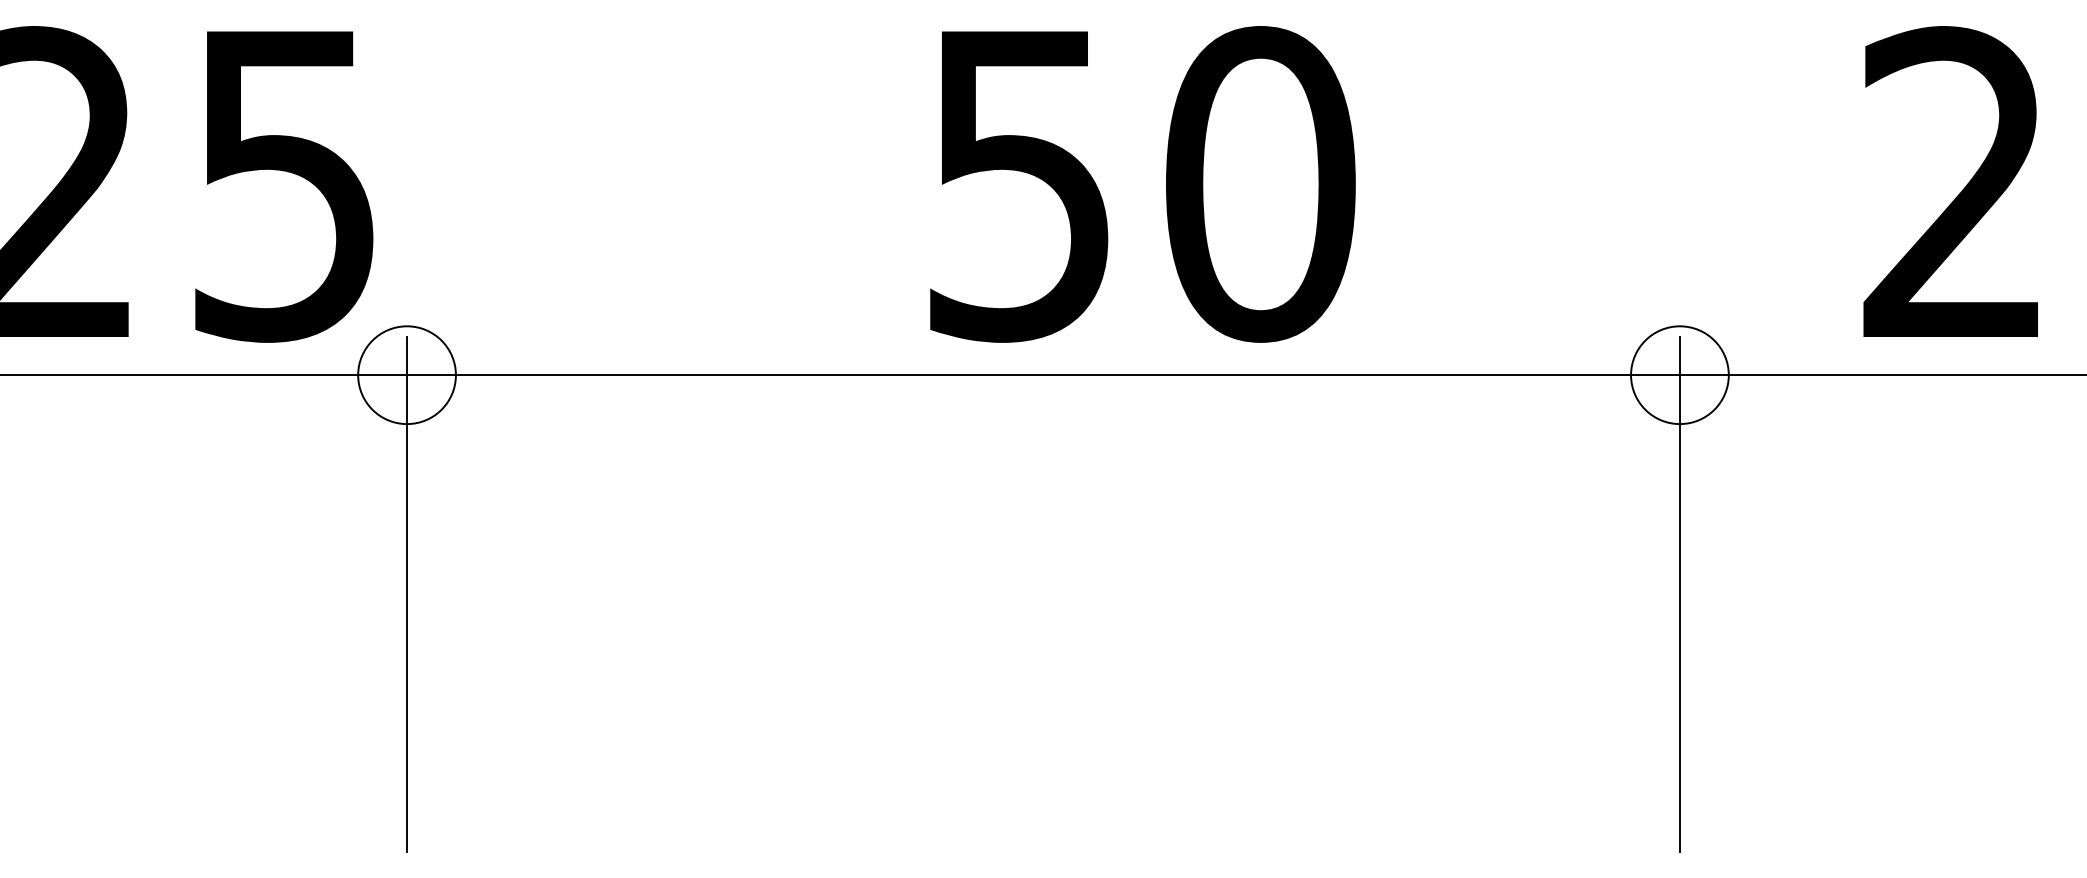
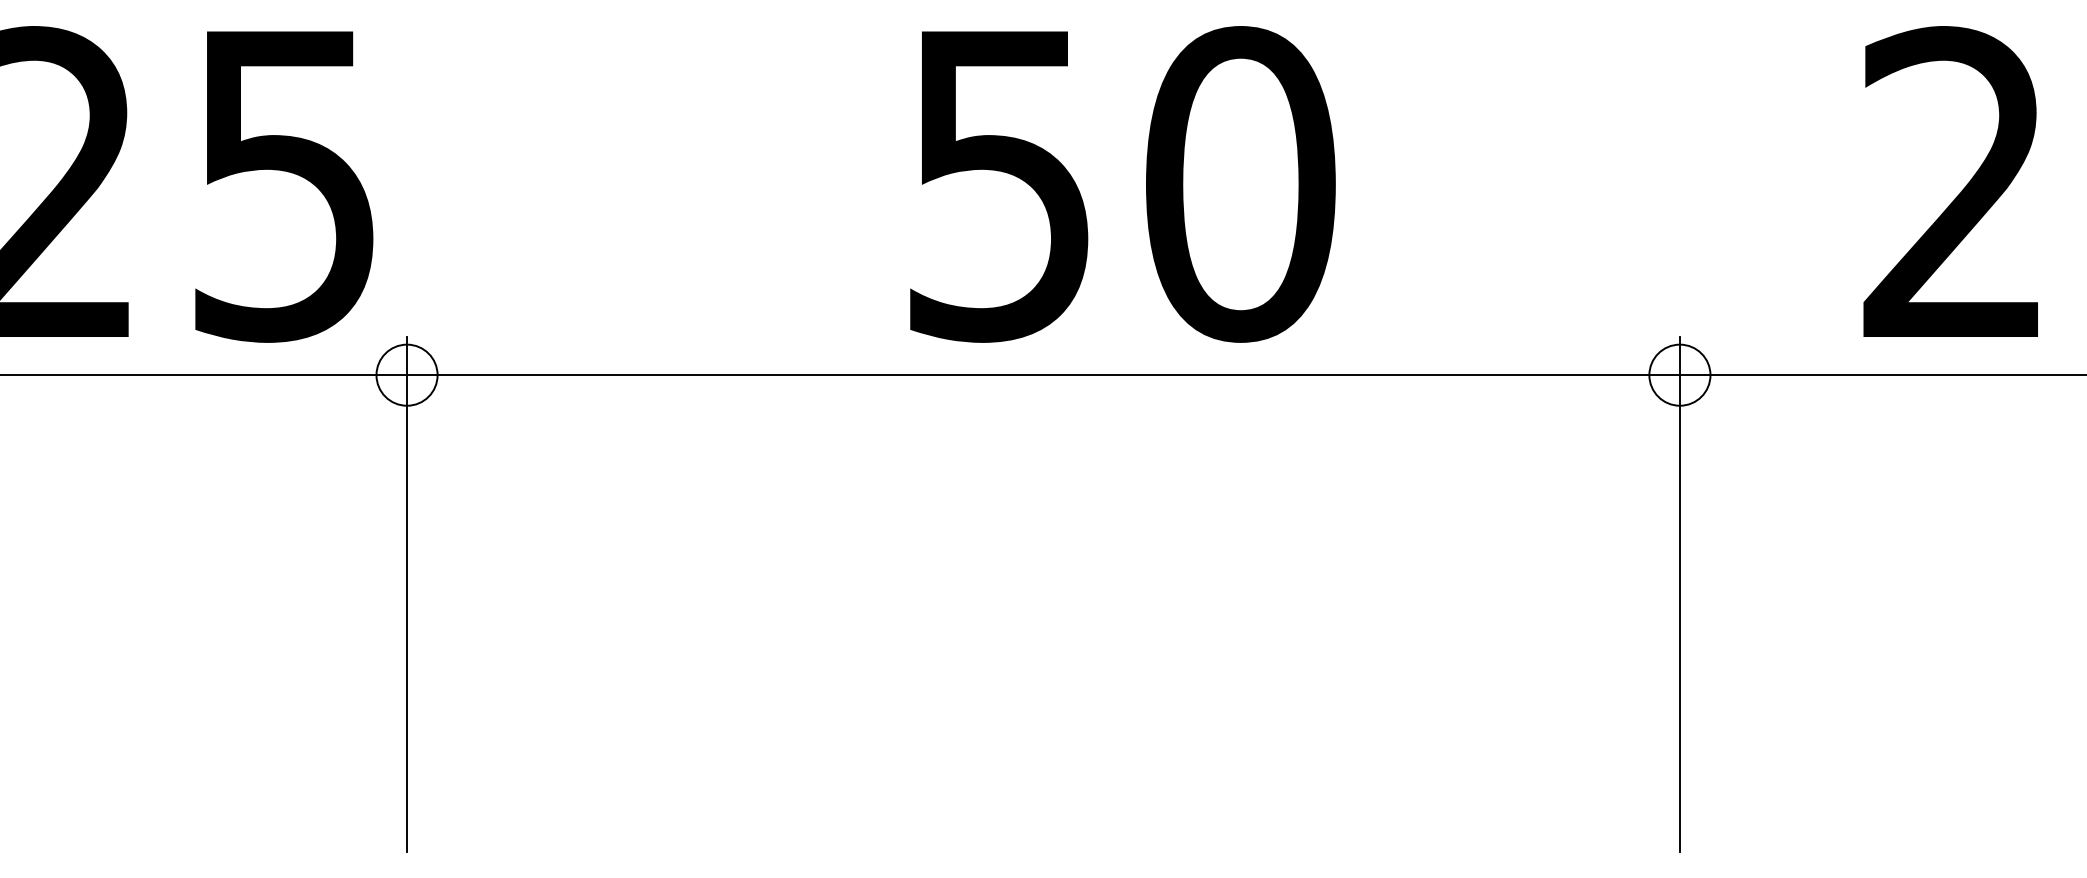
text position: (1142, 184) -> (1122, 184) (1122, 184)
circle diameter: 98 px -> 61 px (406, 374)
circle diameter: 98 px -> 61 px (1679, 374)
